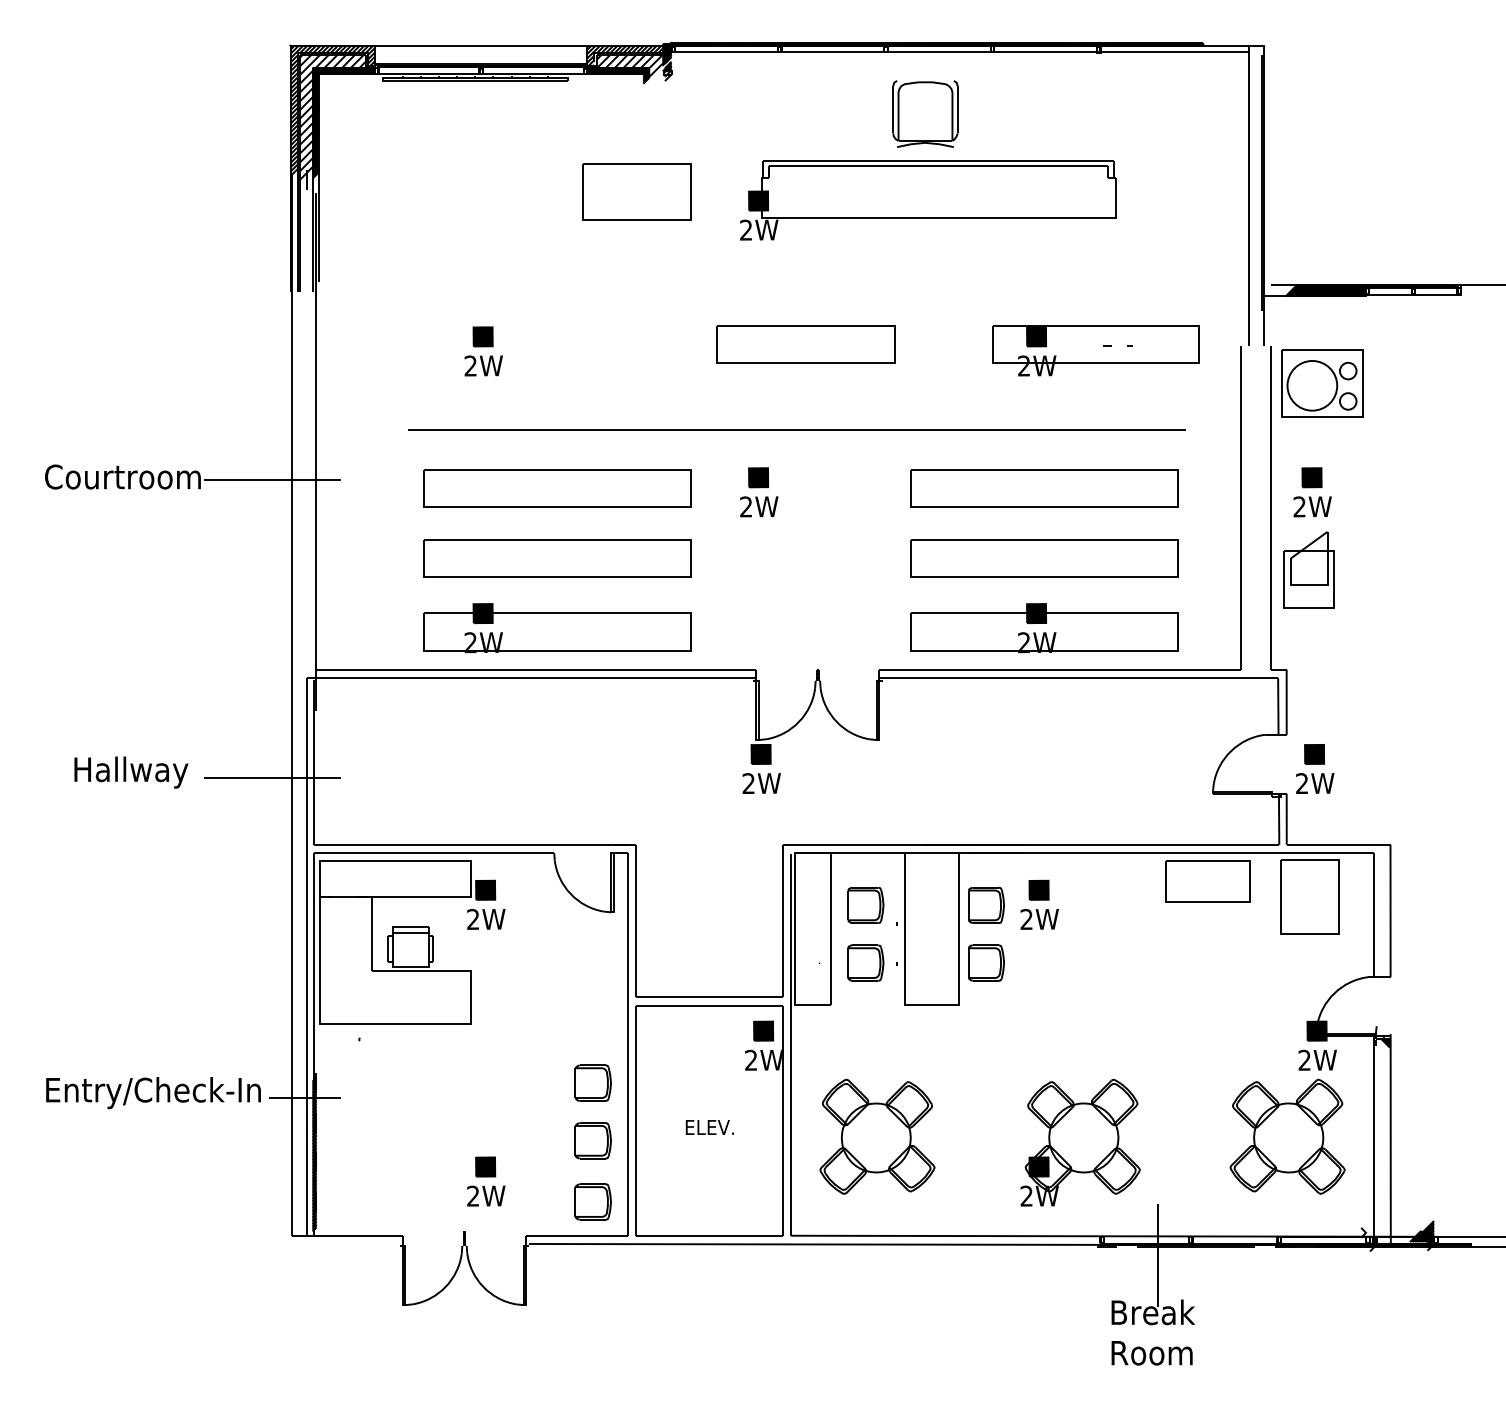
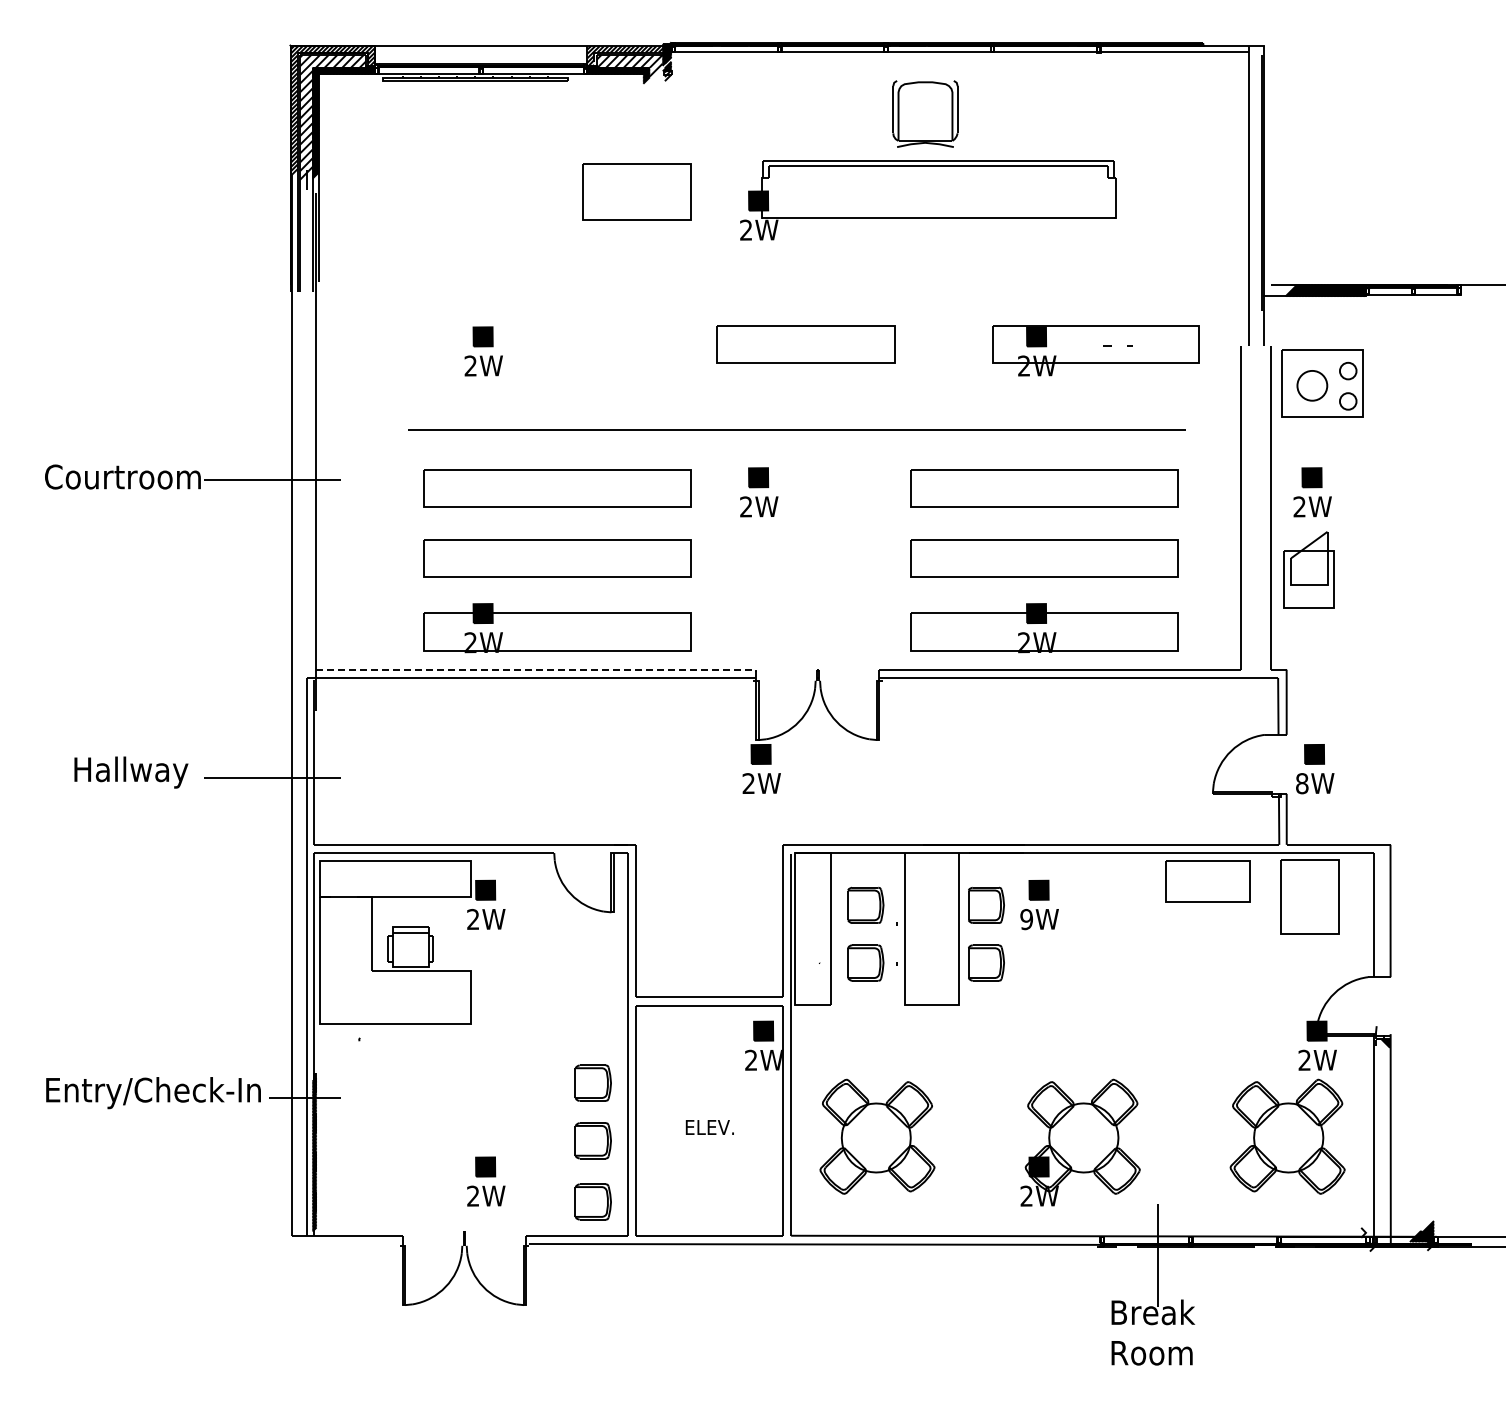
circle diameter: 50 px -> 30 px (1312, 385)
line: solid -> dashed (536, 669)
text: 2W -> 8W (1302, 783)
text: 2W -> 9W (1026, 919)
